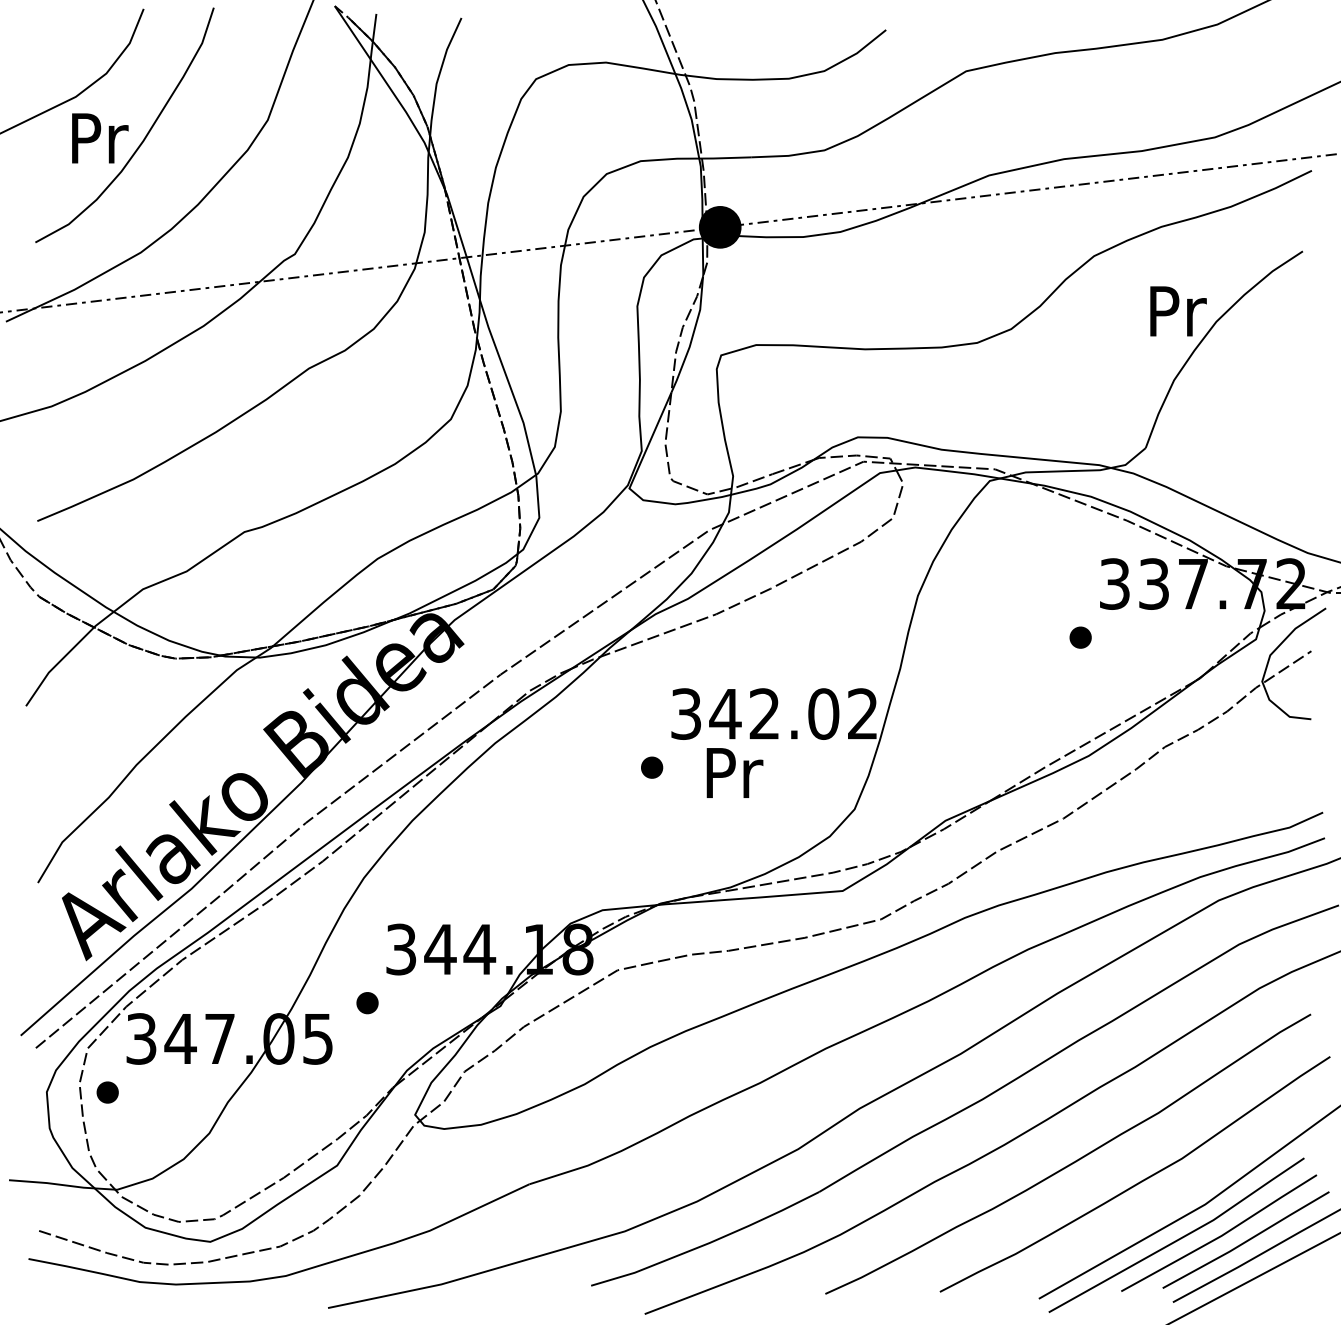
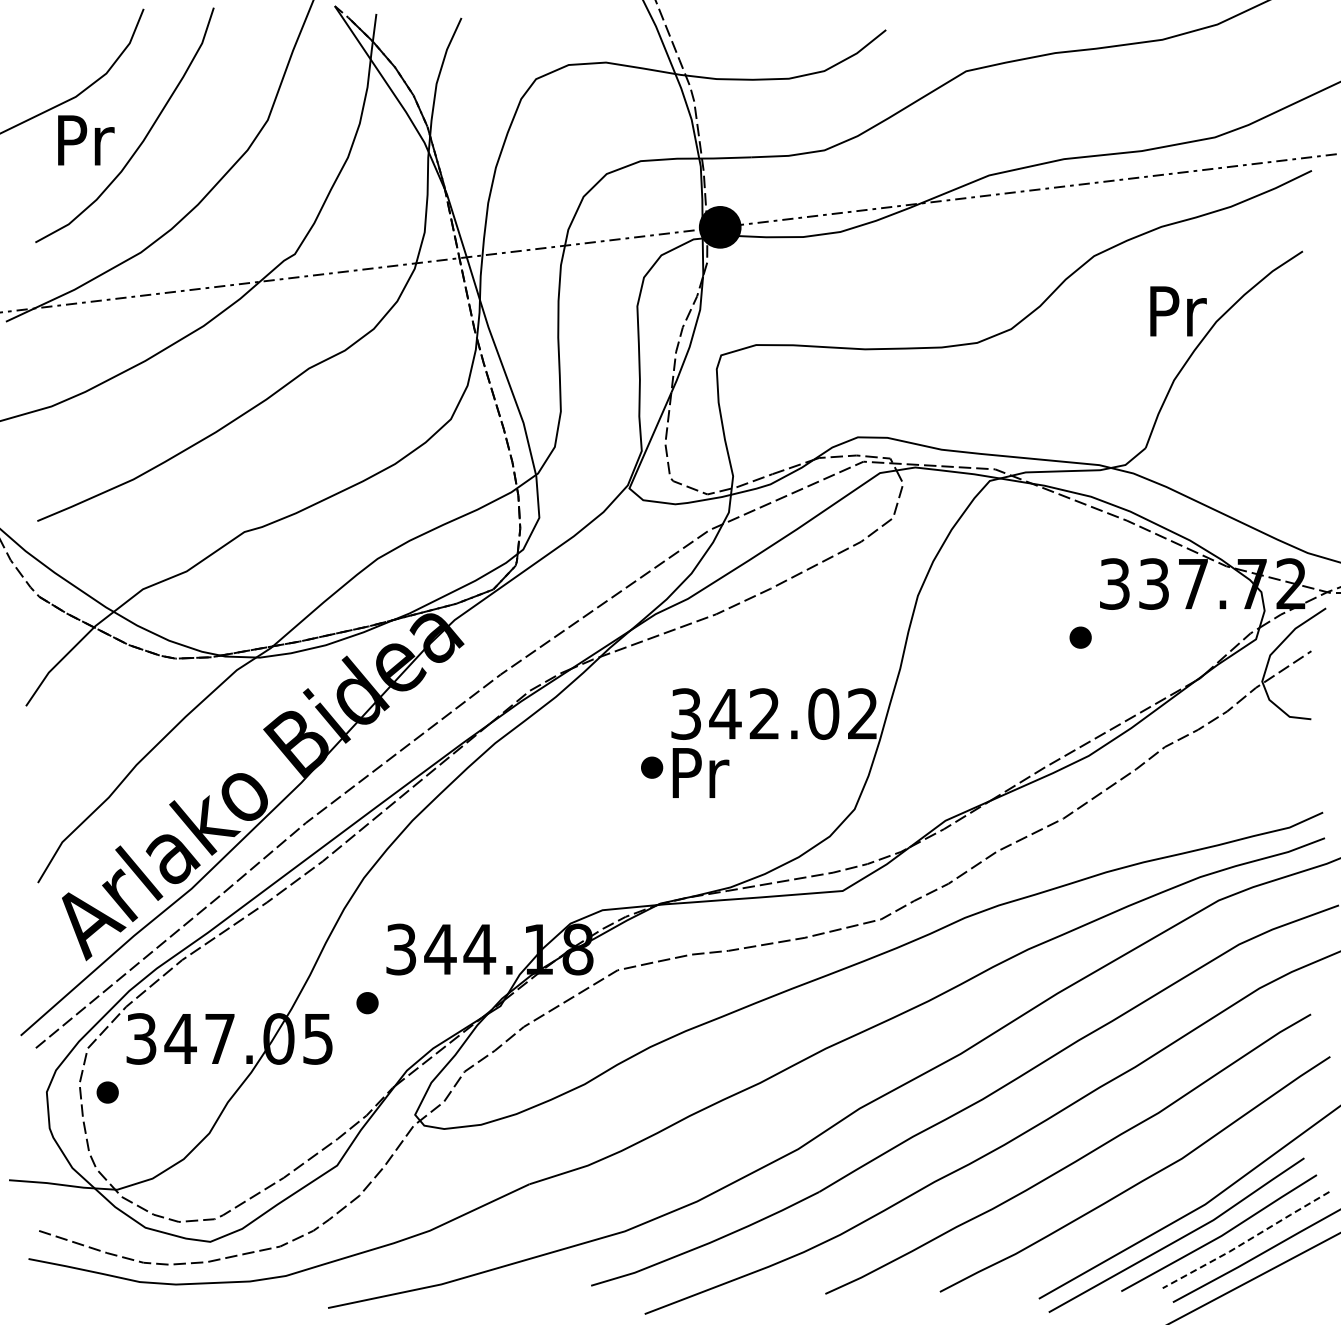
text position: (100, 138) -> (86, 140) (86, 140)
text position: (734, 772) -> (700, 772) (700, 772)
line: solid -> dashed (1246, 1241)
